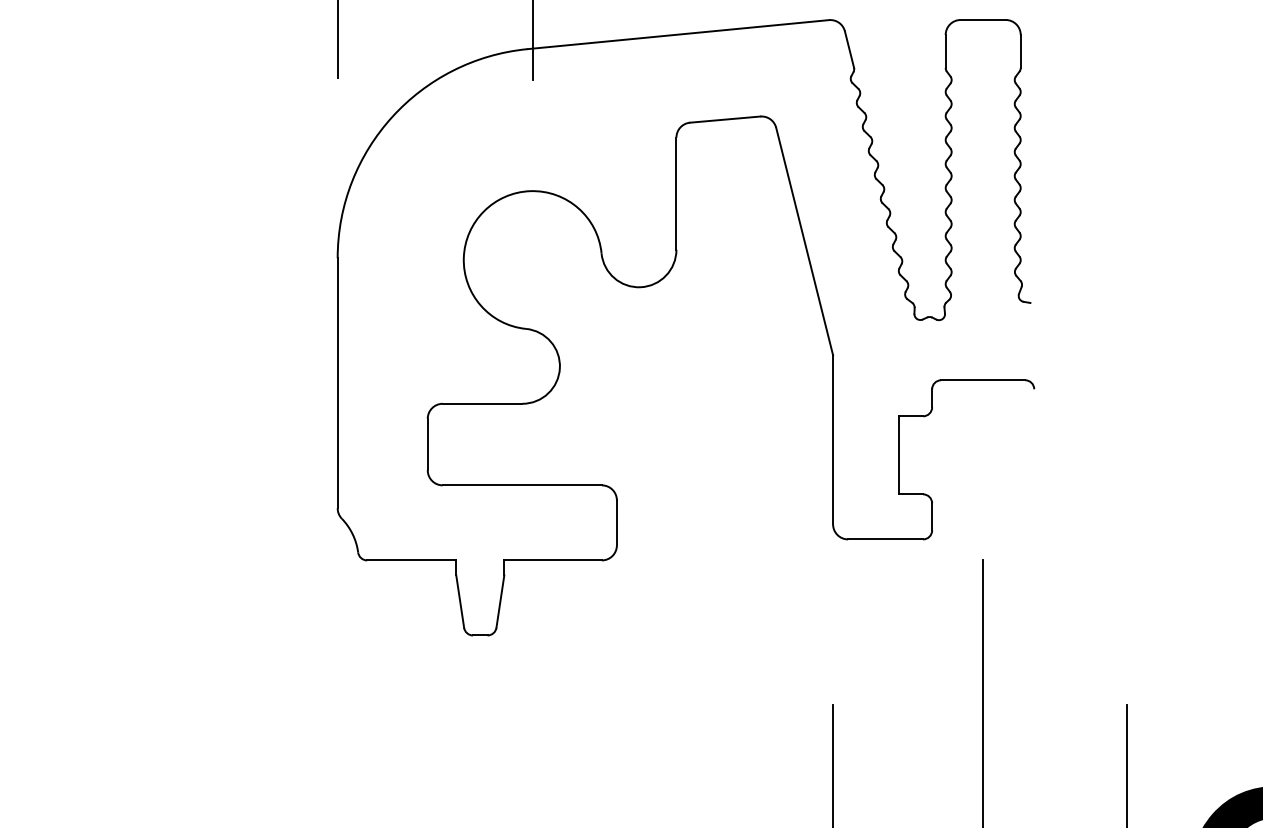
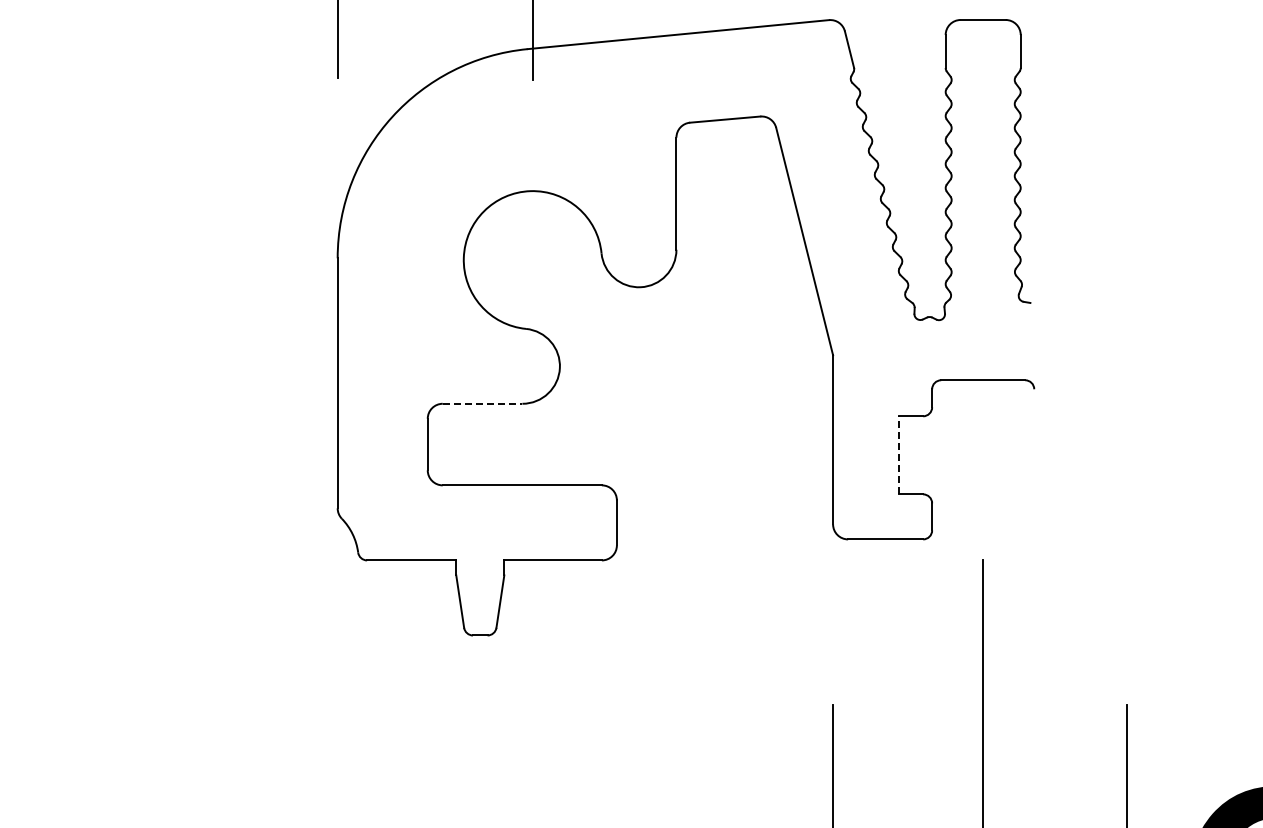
line: solid -> dashed (482, 403)
line: solid -> dashed (899, 454)
